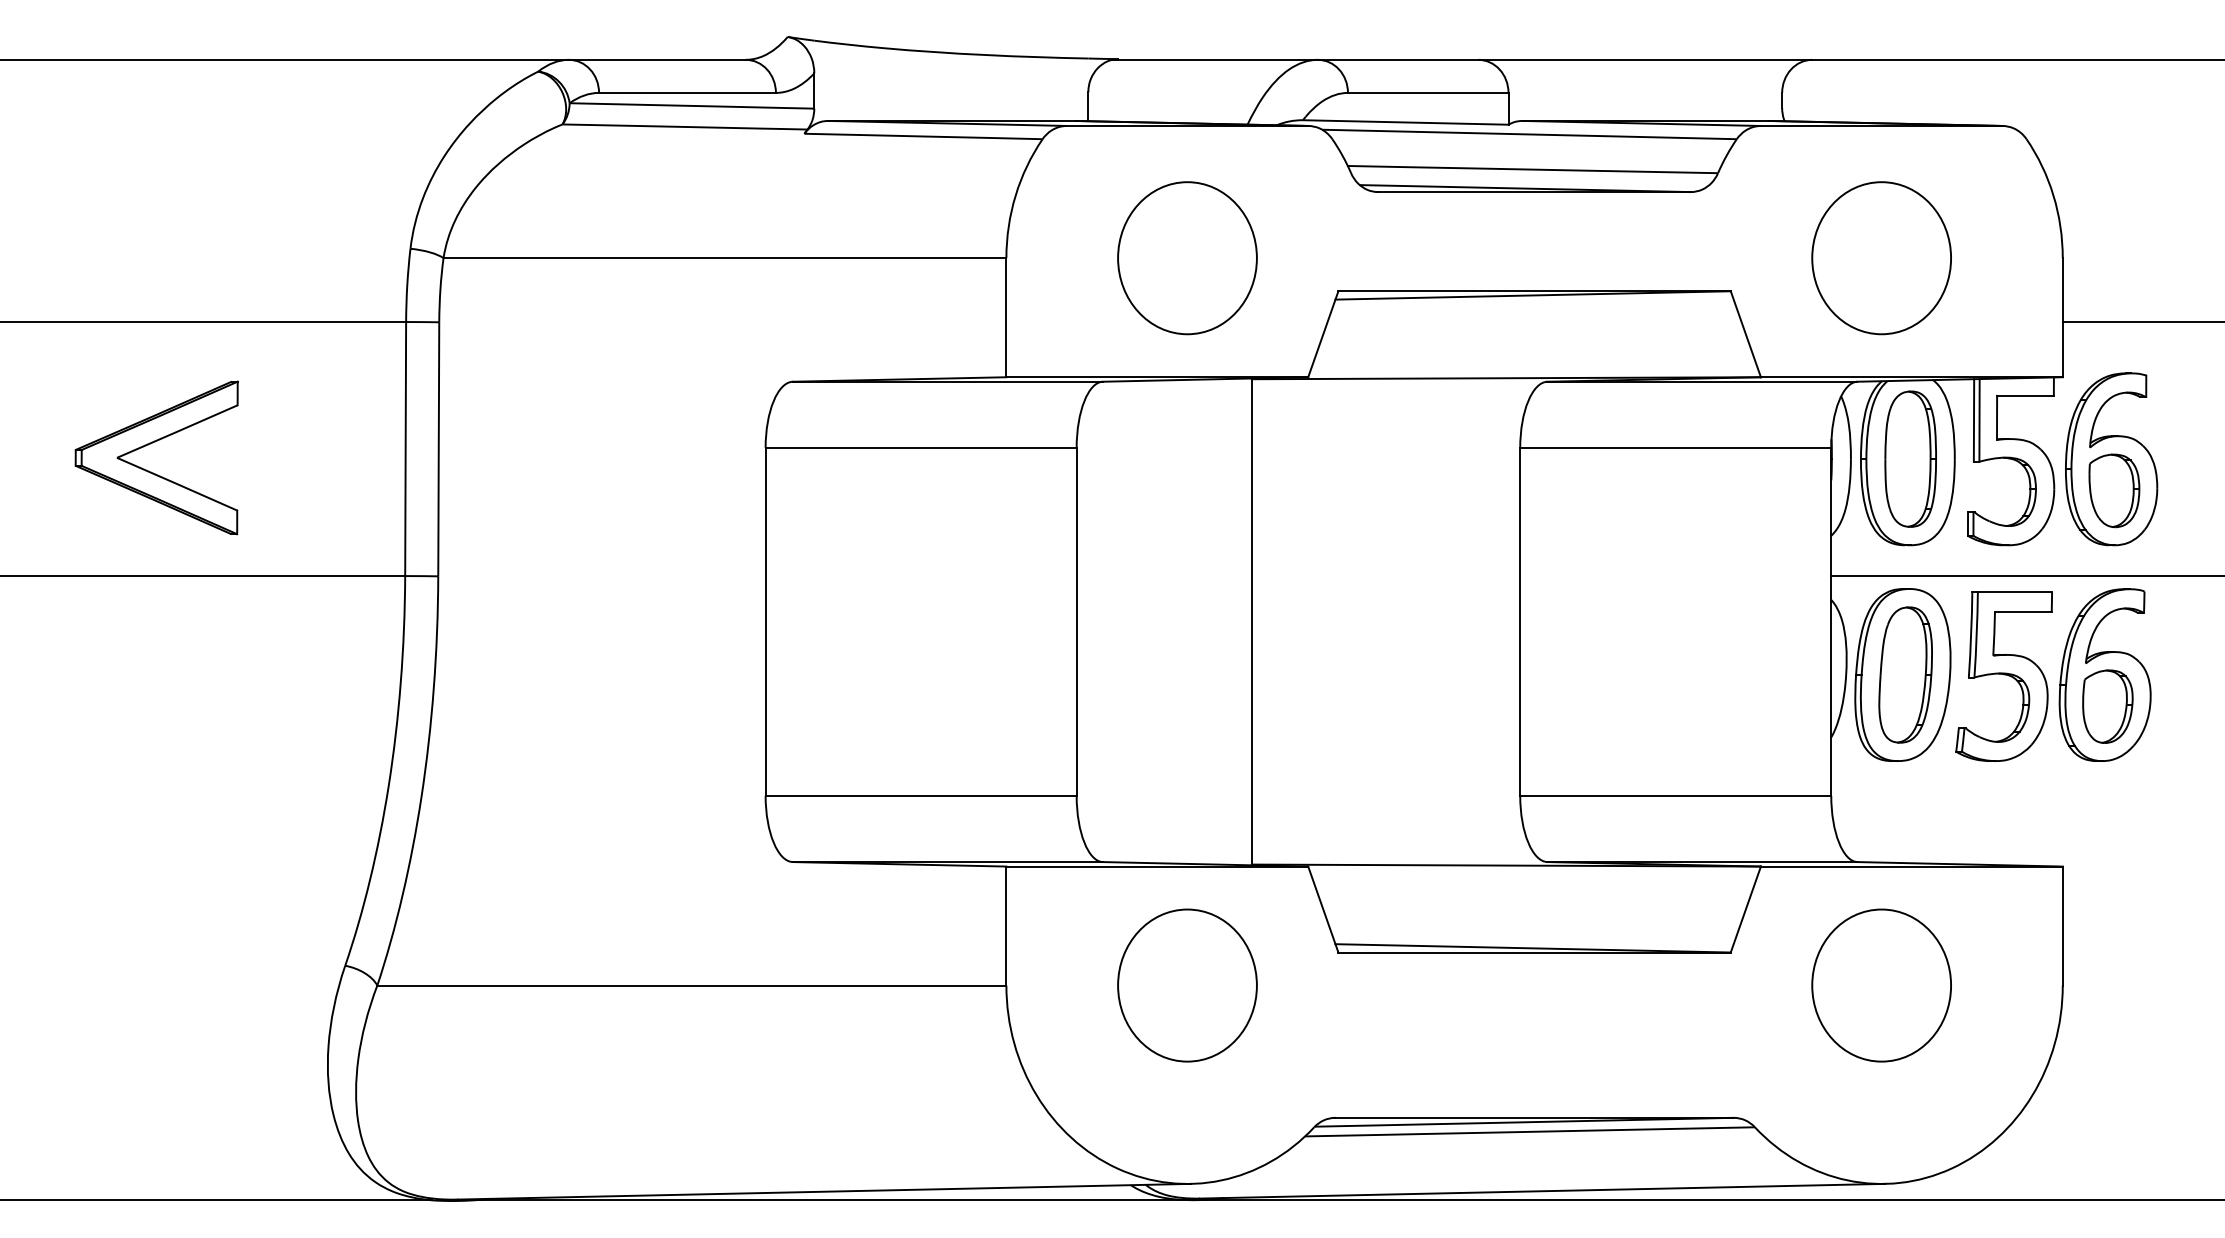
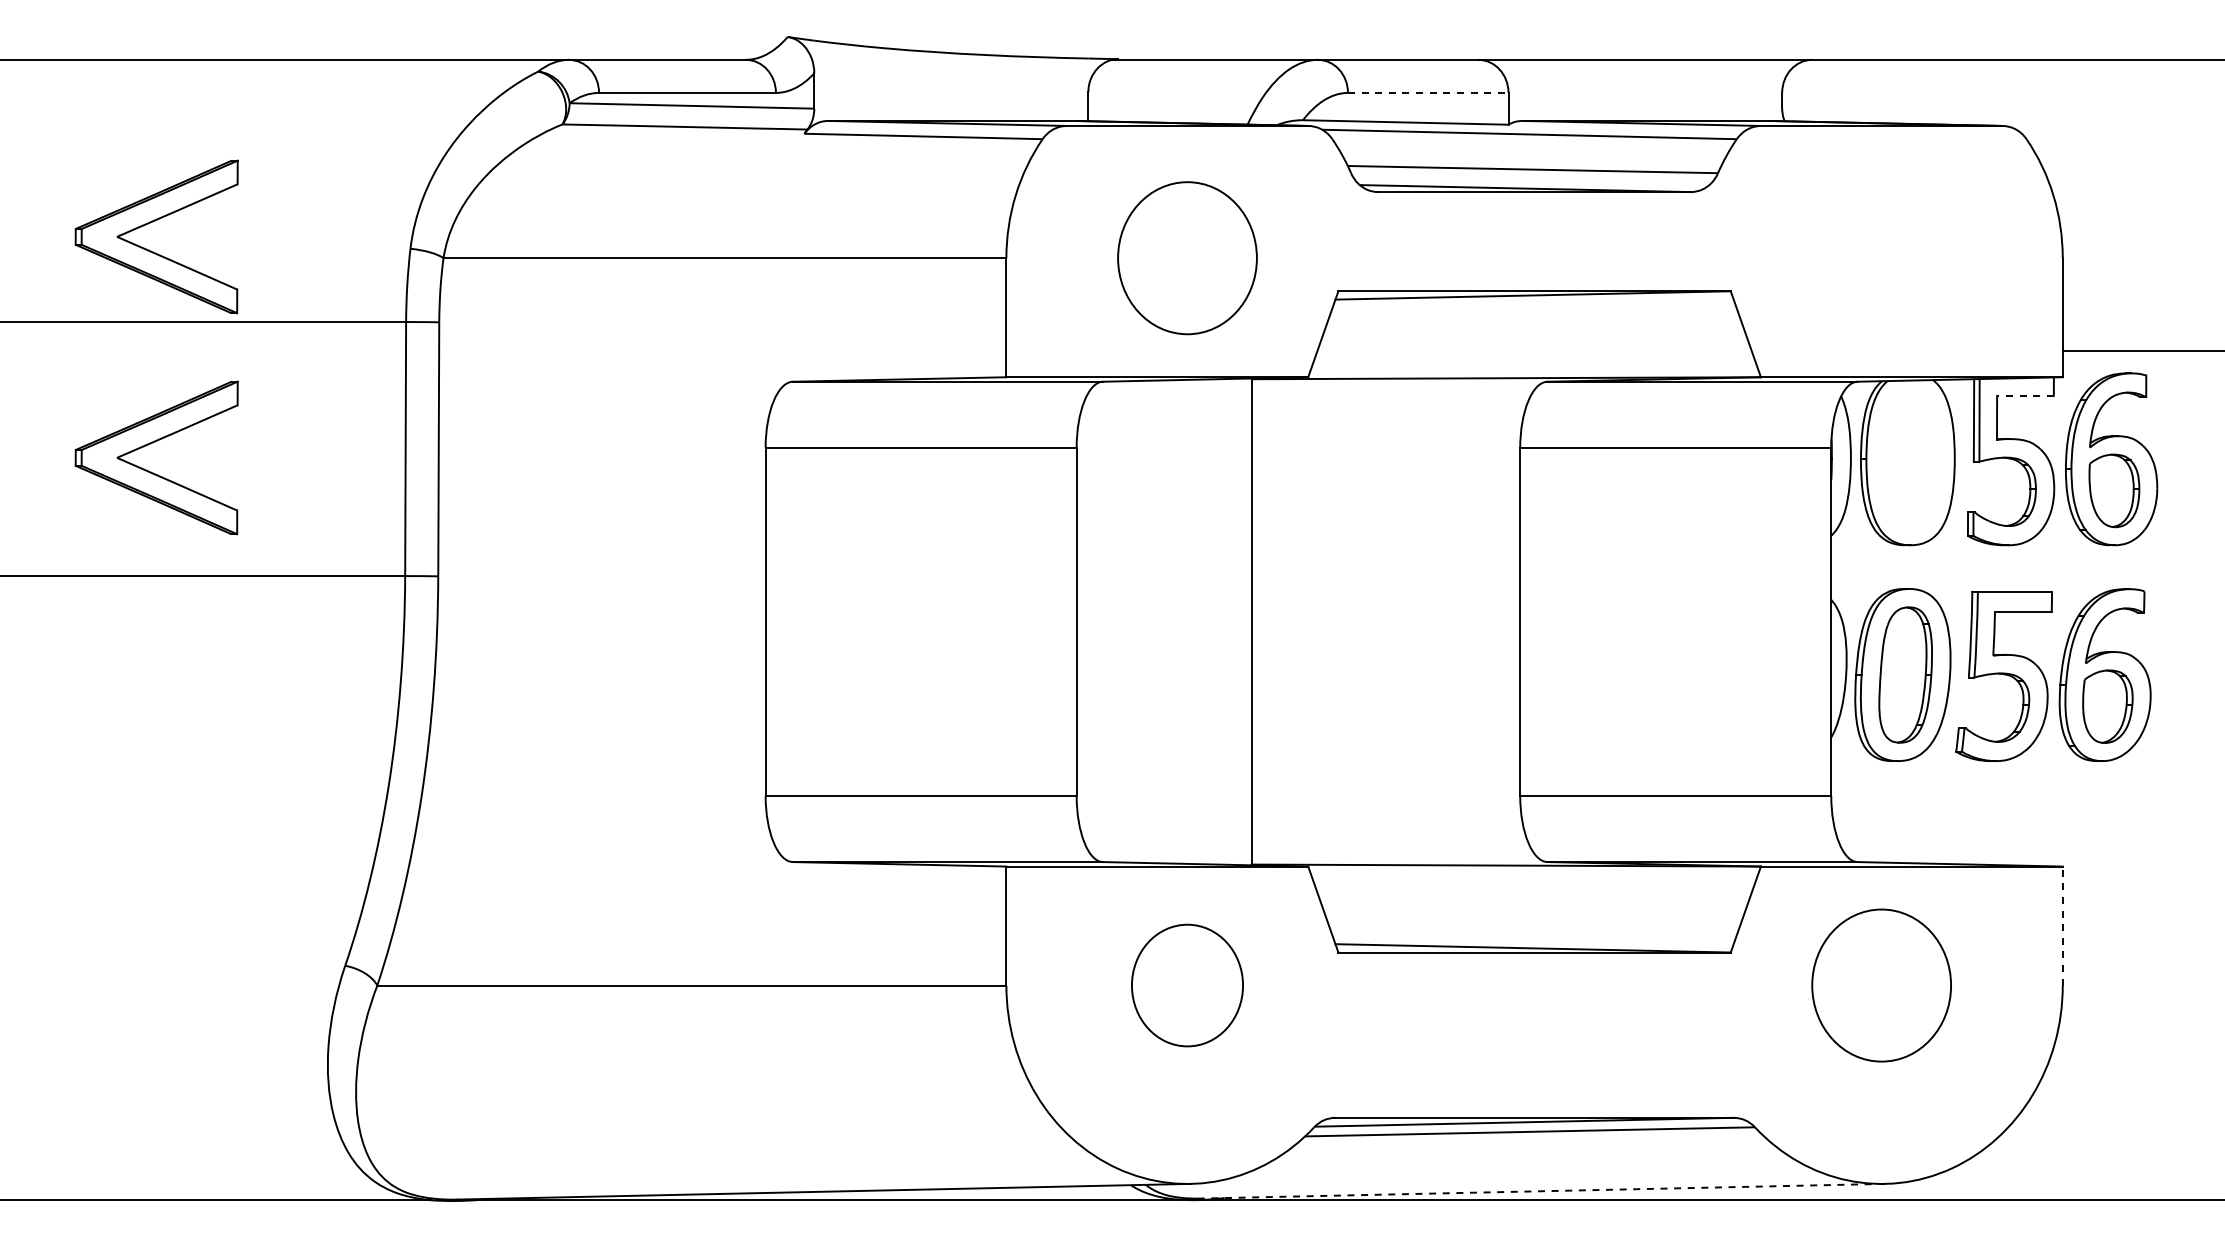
line: solid -> dashed (1428, 92)
part: none -> present (153, 222)
part: present -> none (1881, 258)
line position: (2141, 322) -> (2141, 351) (2141, 351)
line: solid -> dashed (2024, 395)
part: present -> none (1910, 458)
line: present -> none (2026, 576)
line: solid -> dashed (2062, 926)
part size: 141x155 px -> 113x125 px (1187, 985)
line: solid -> dashed (1542, 1191)
